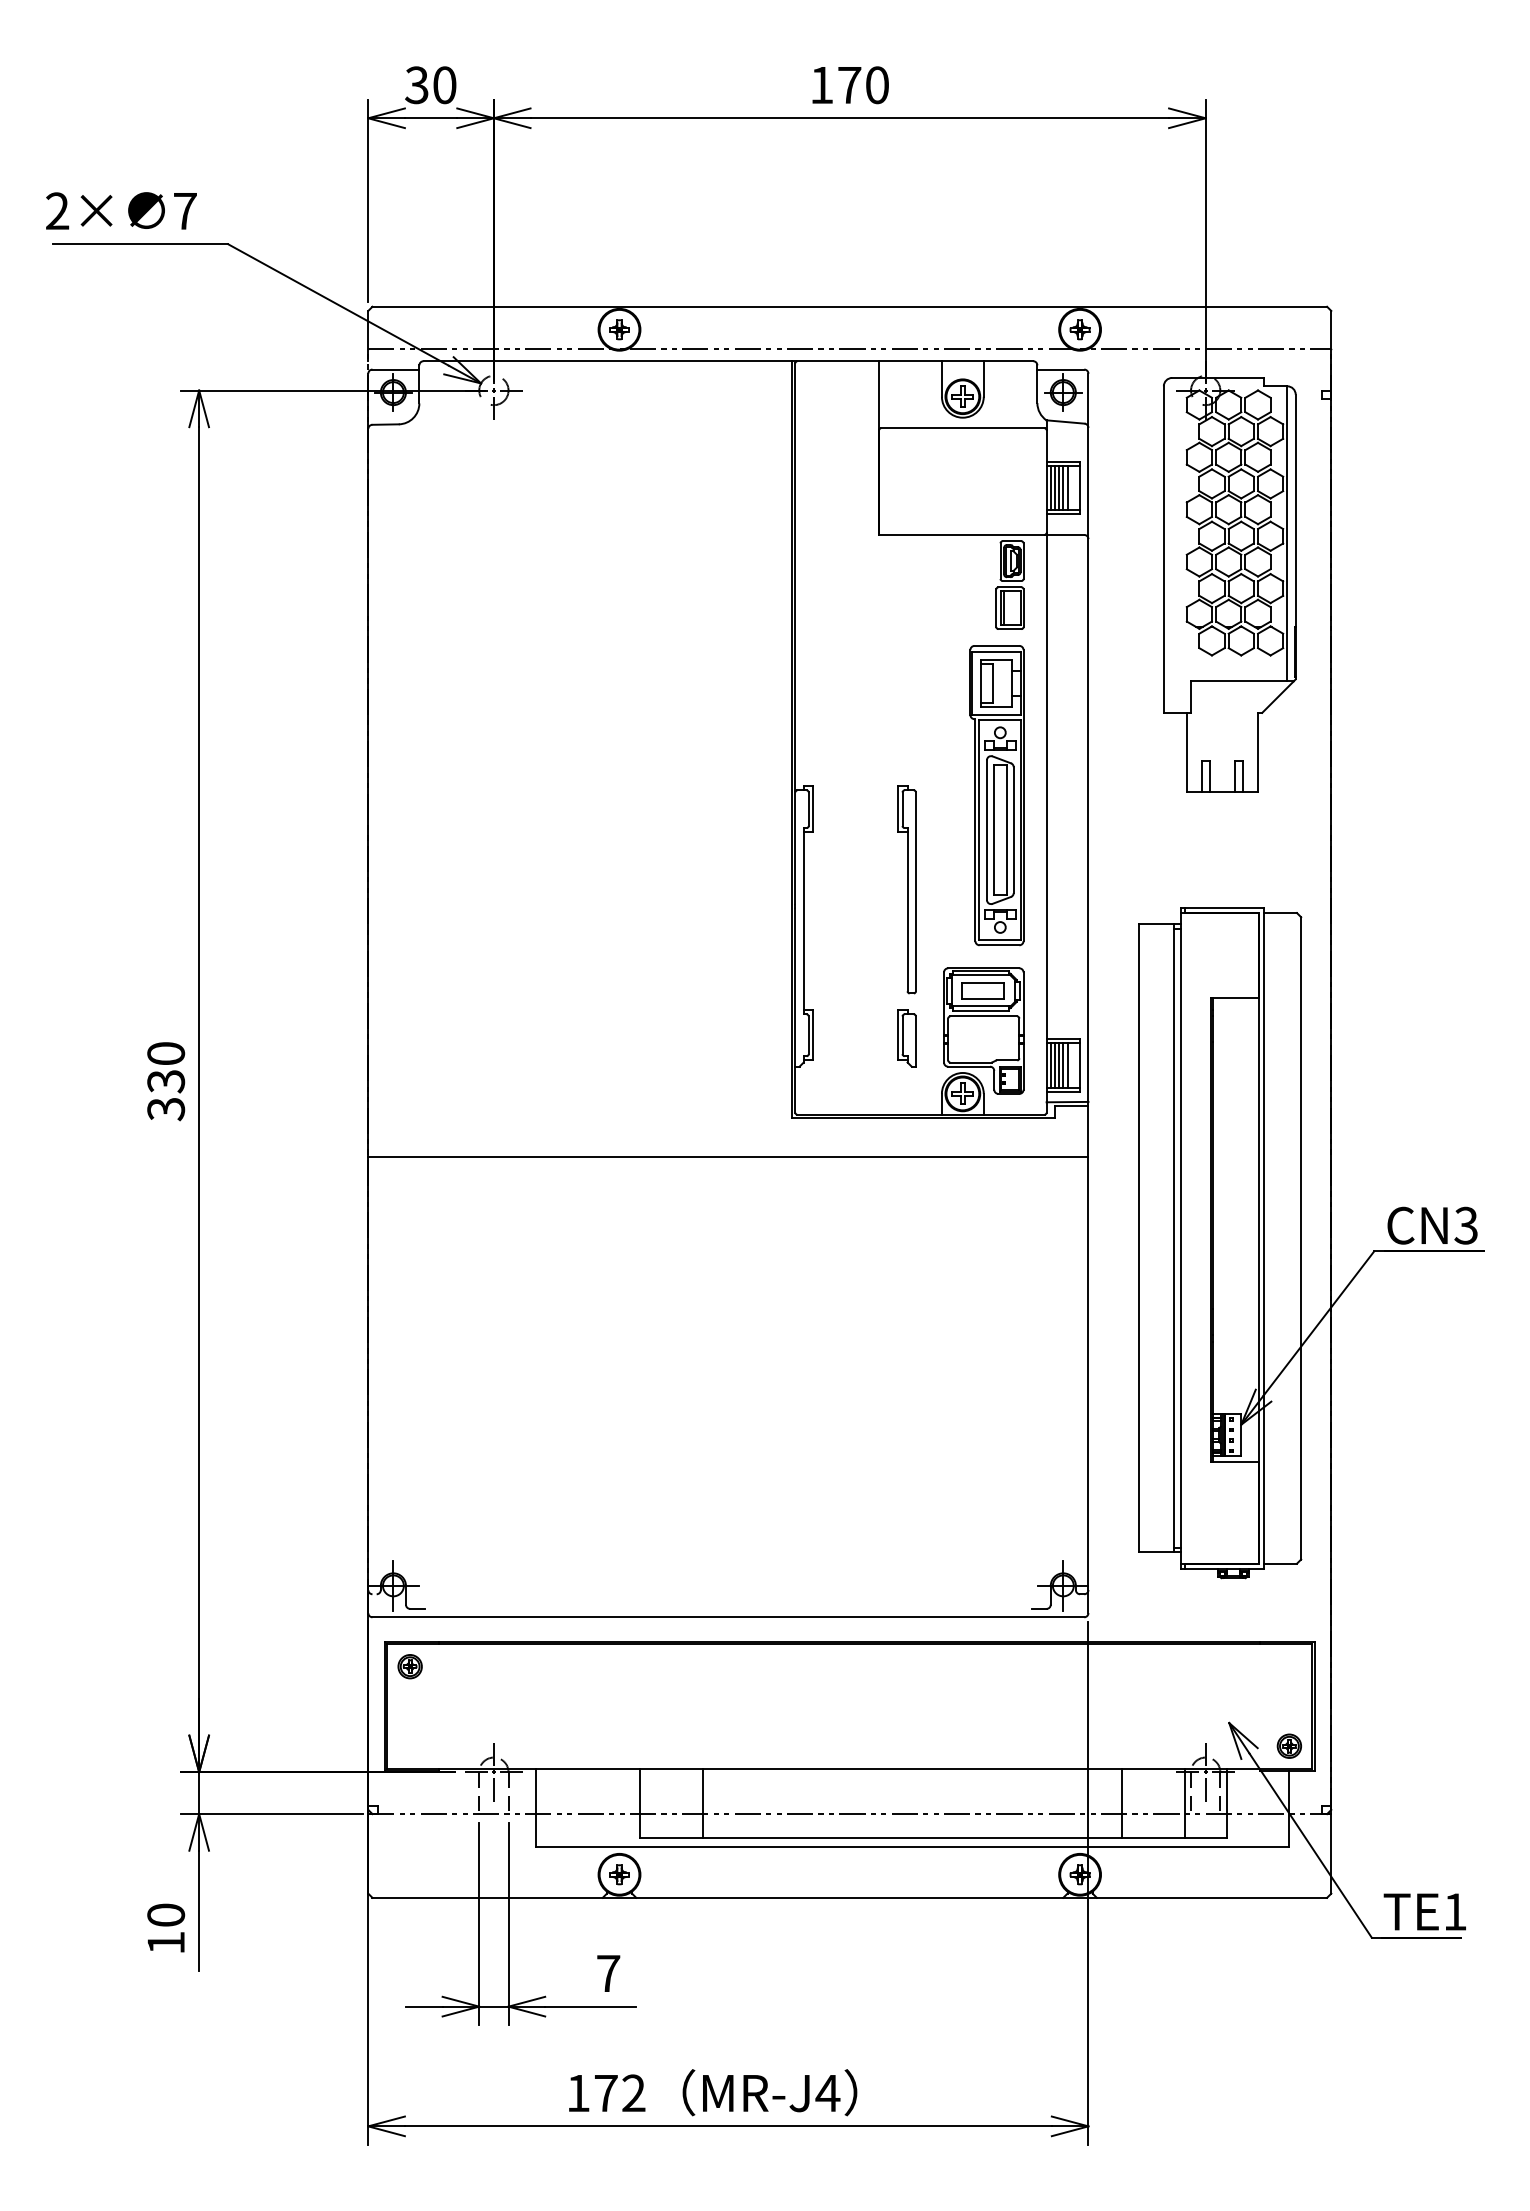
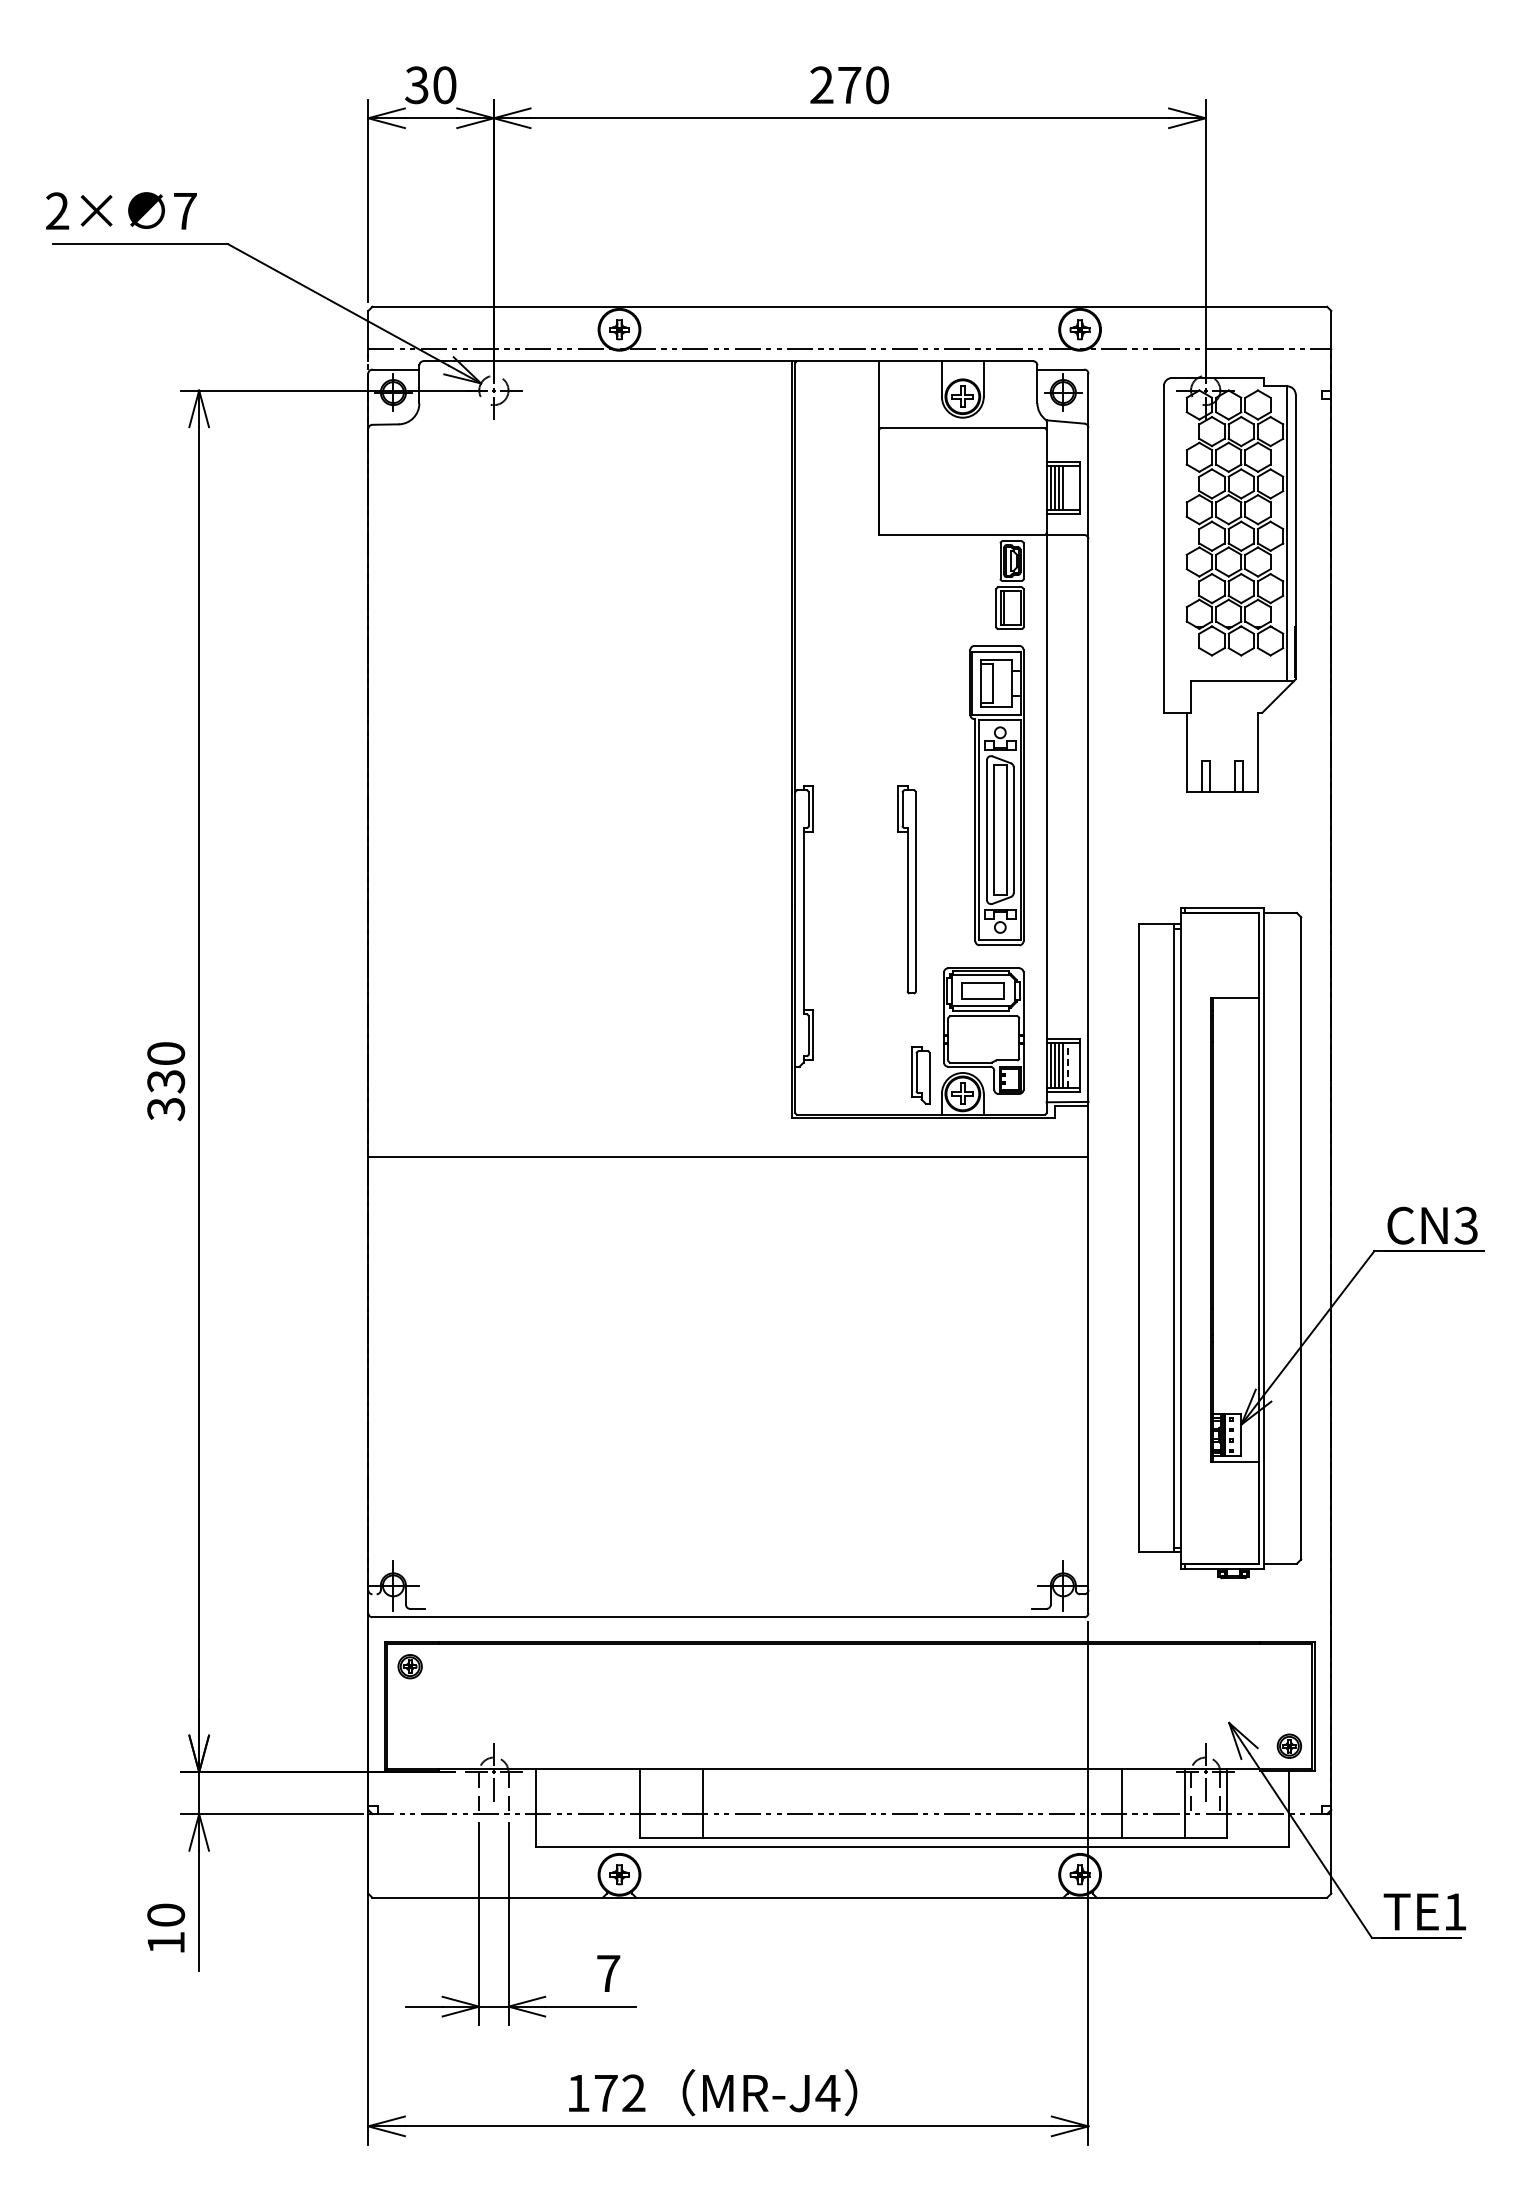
text: 170 -> 270 (821, 84)
line: present -> none (1067, 487)
part position: (906, 1038) -> (920, 1075) (920, 1075)
line: solid -> dashed (1067, 1064)
